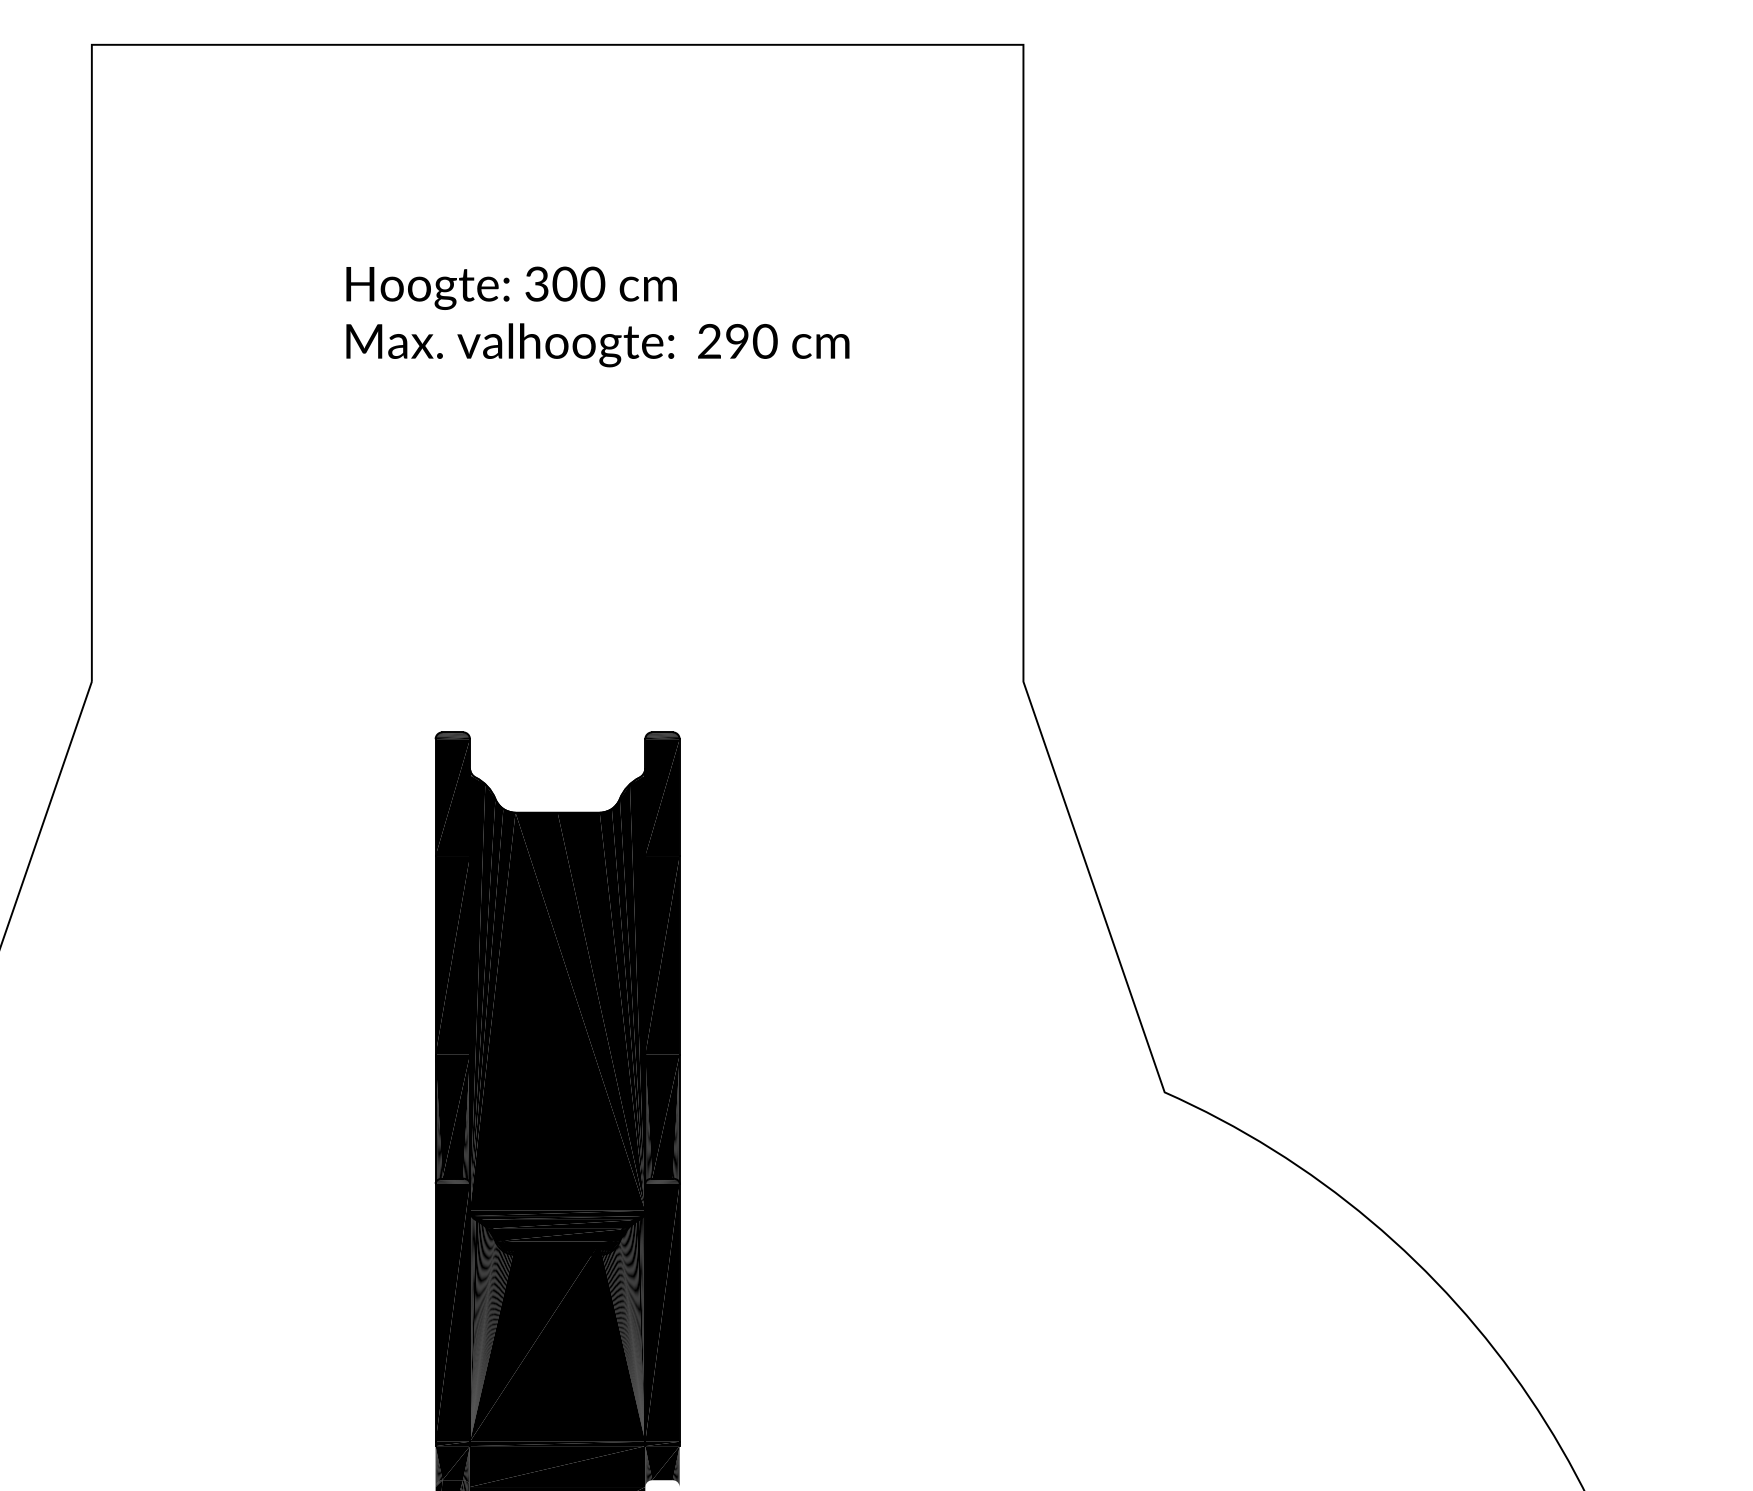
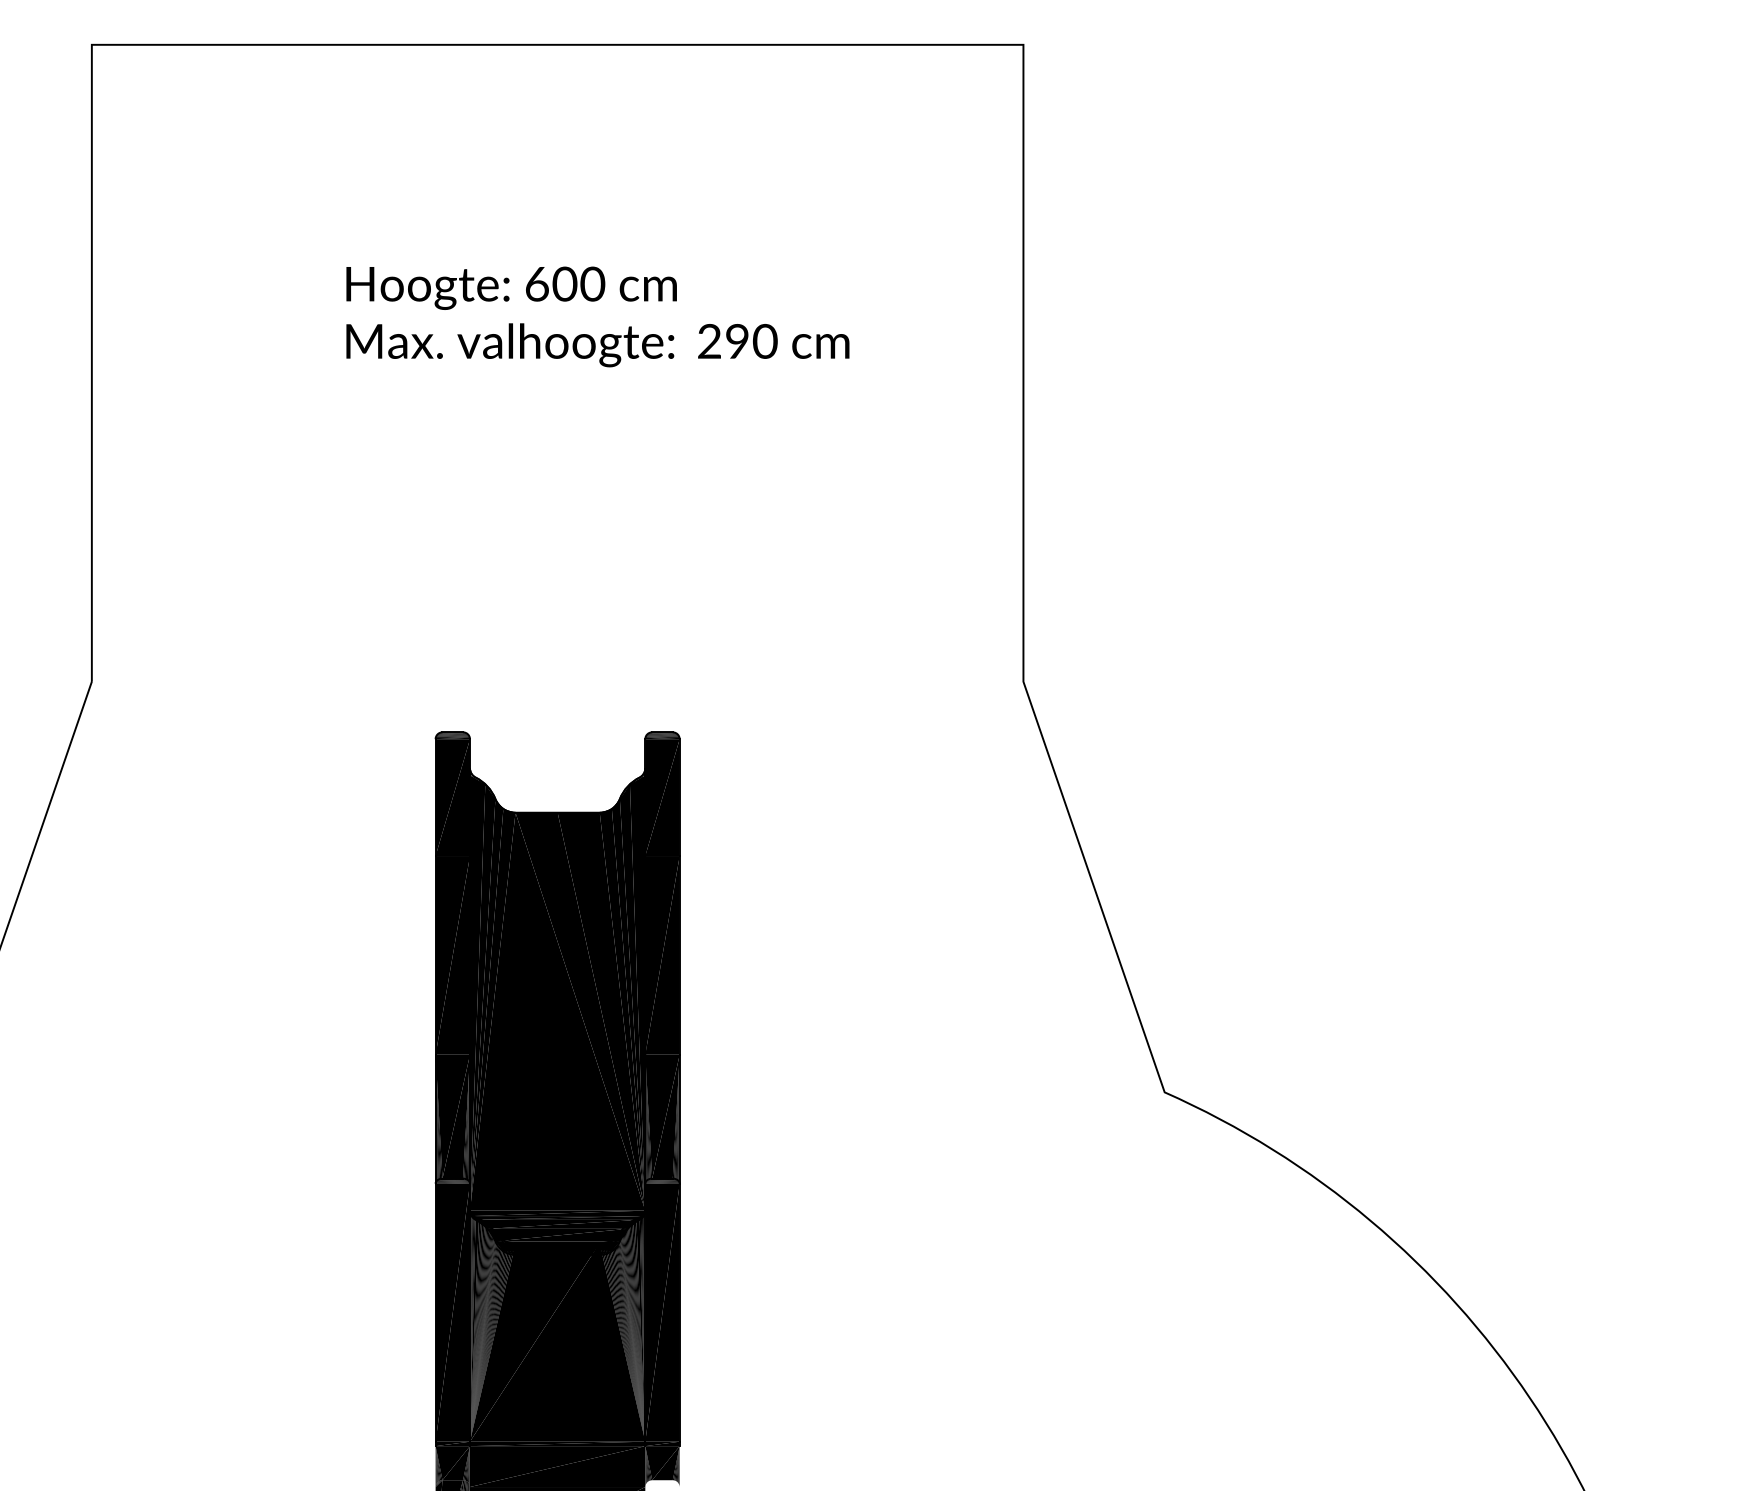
text: 300 -> 600 (536, 283)
